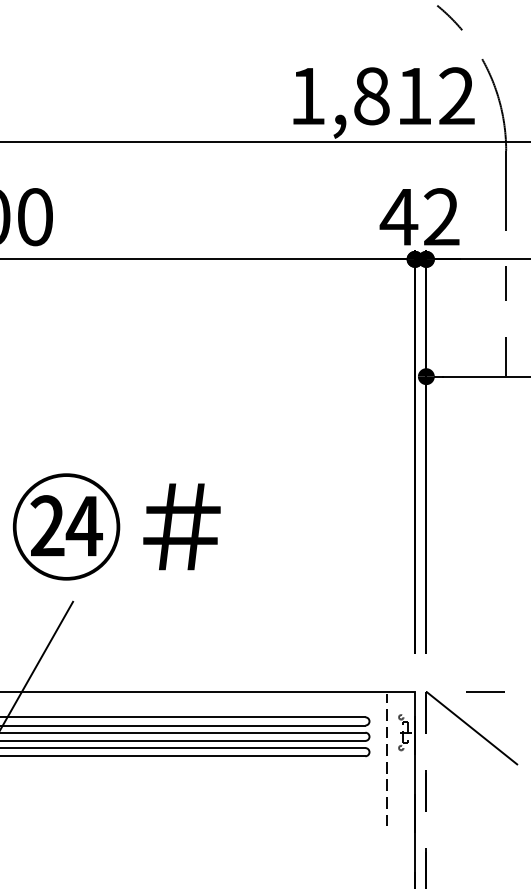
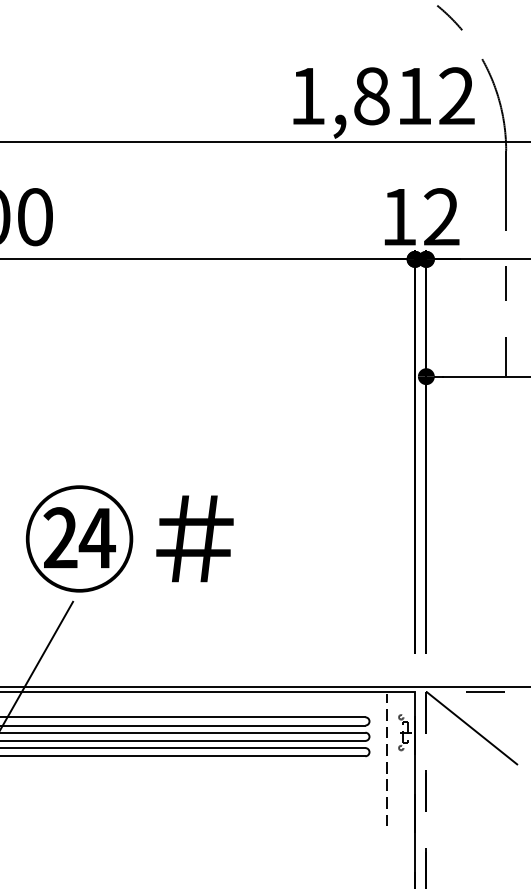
text: 42 -> 12 (398, 217)
text position: (116, 526) -> (129, 538) (129, 538)
line: none -> present (264, 687)
